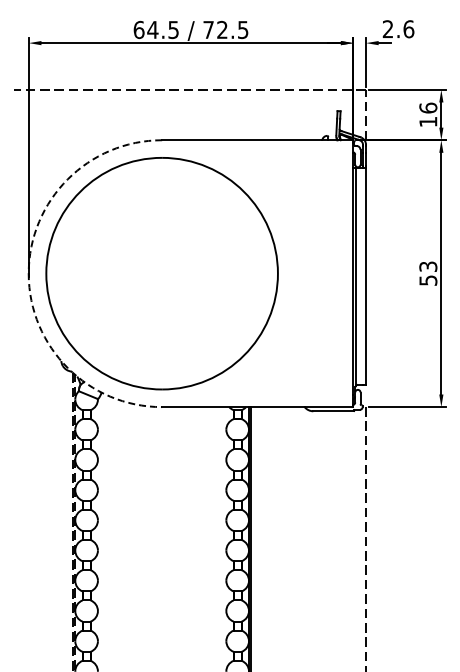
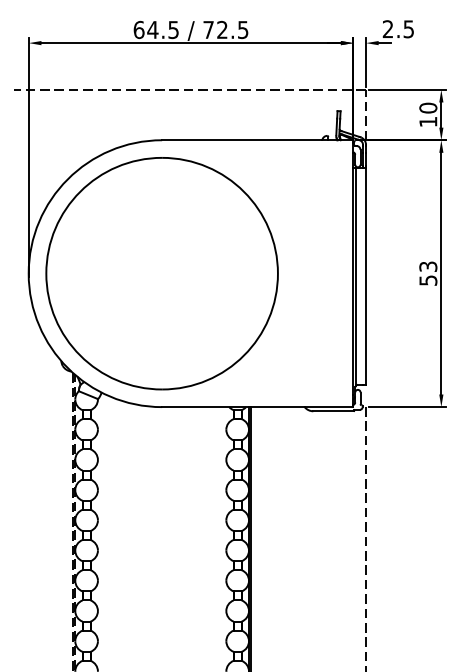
text: 2.6 -> 2.5 (408, 29)
text: 16 -> 10 (428, 107)
arc: dashed -> solid (28, 273)
